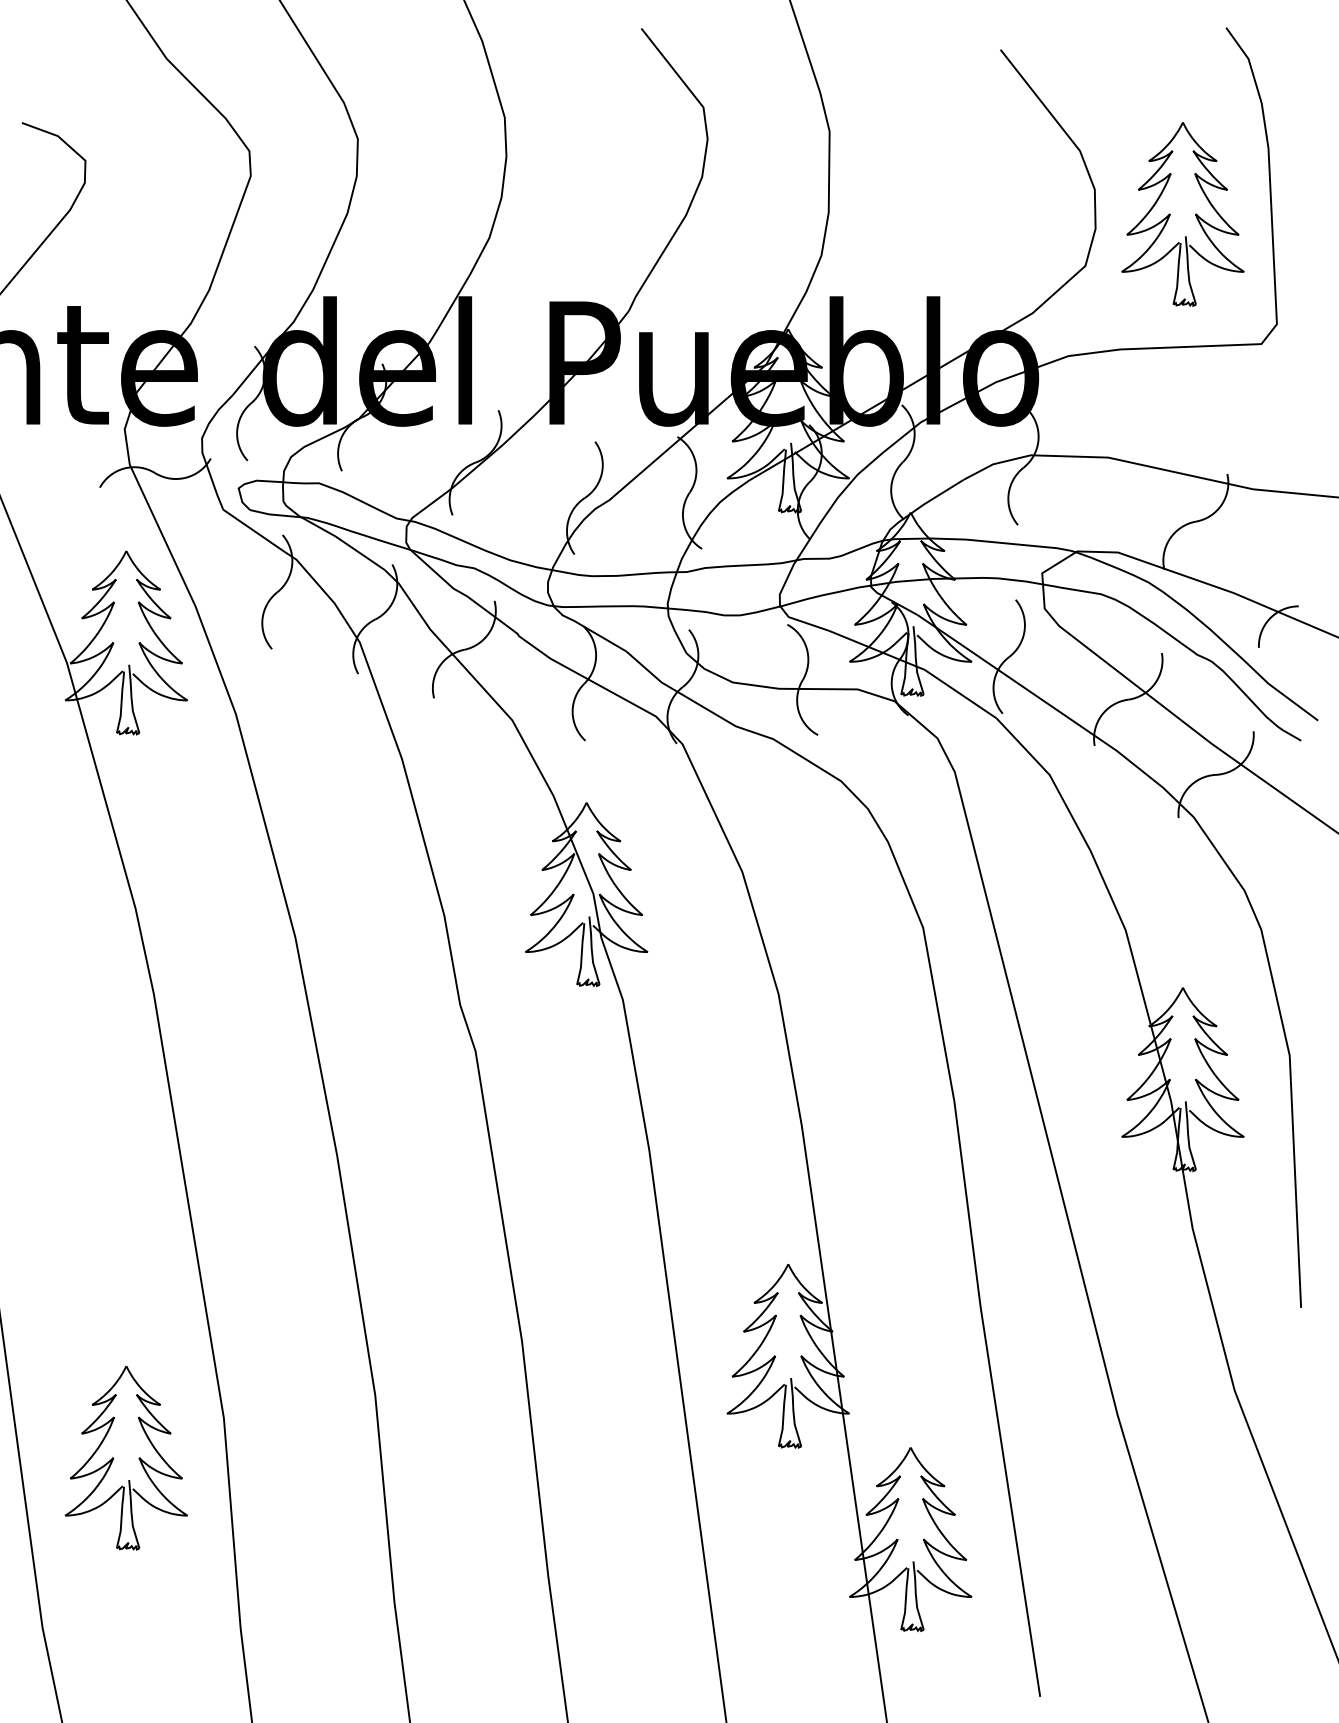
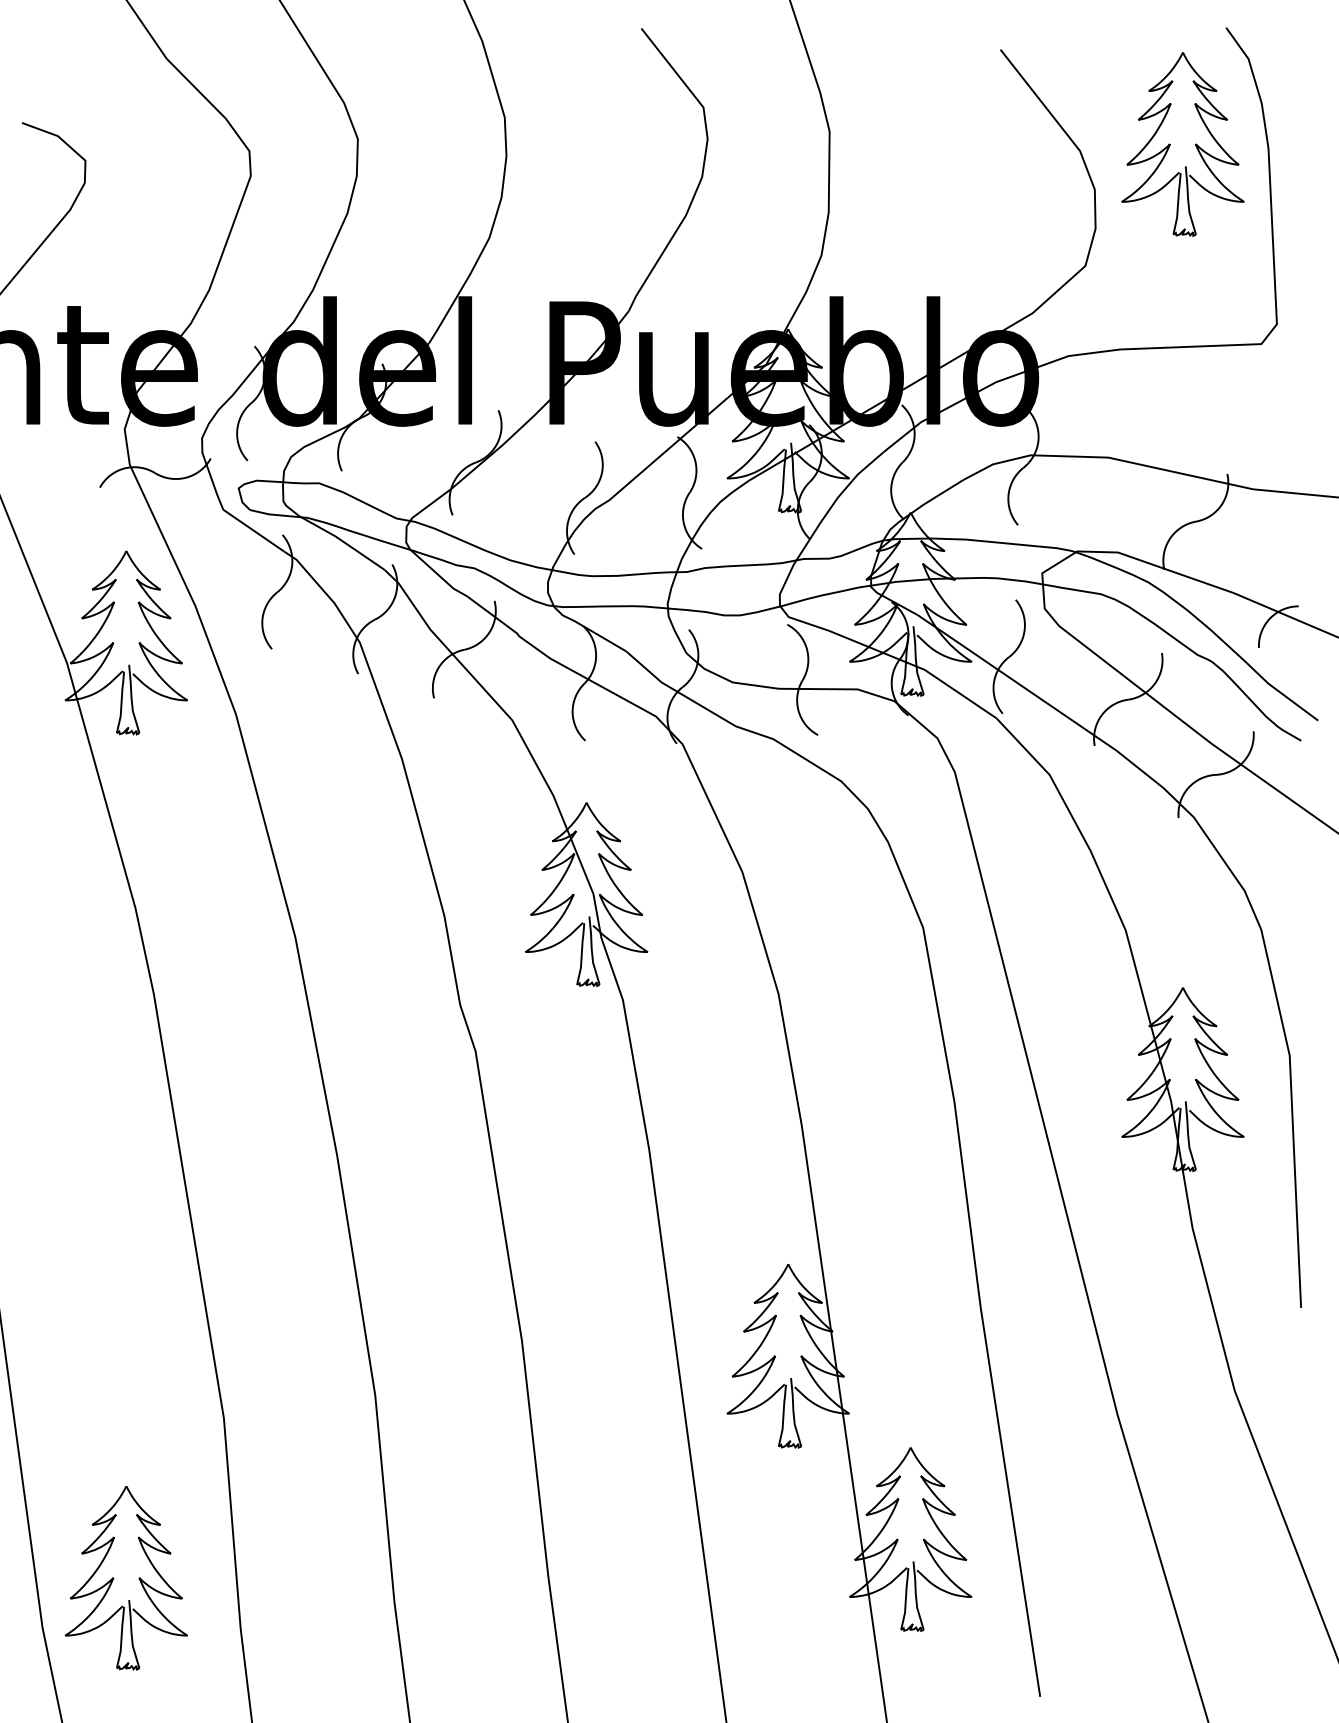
part position: (1170, 214) -> (1170, 144) (1170, 144)
part position: (114, 1458) -> (114, 1578) (114, 1578)
